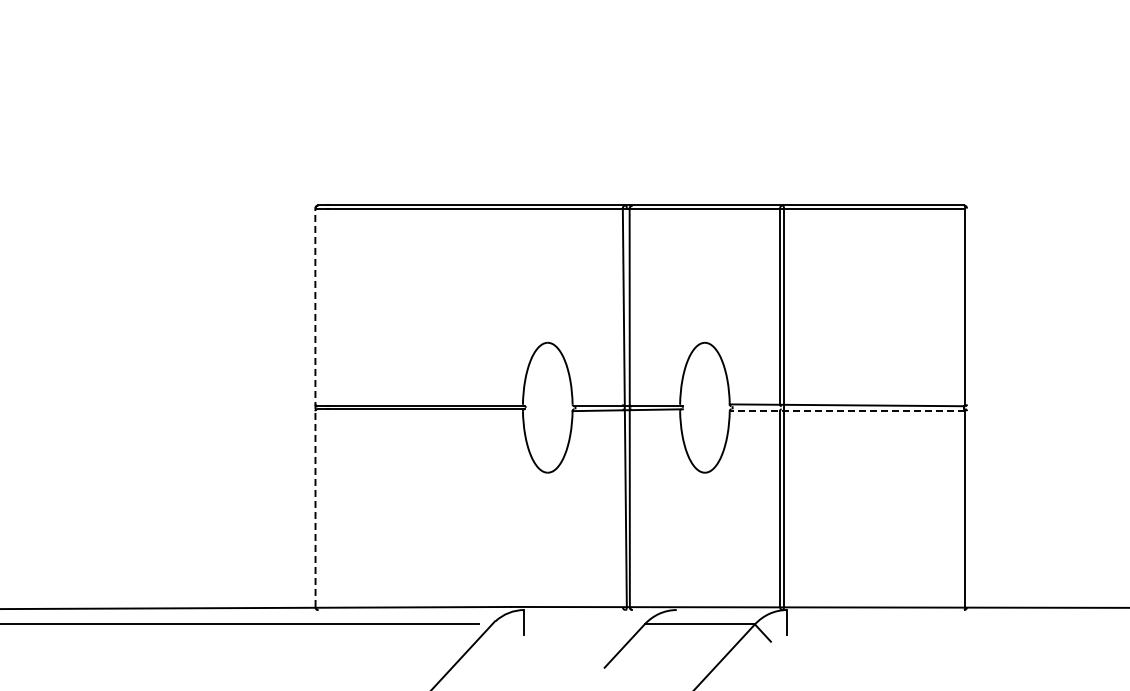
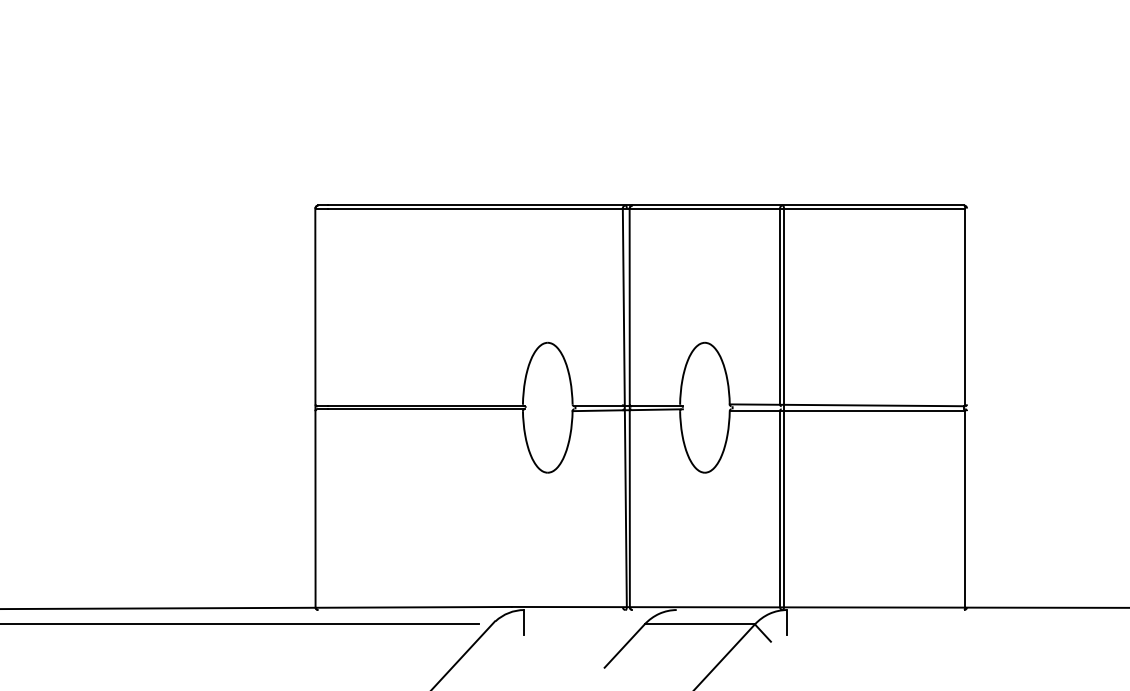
line: dashed -> solid (315, 407)
line: dashed -> solid (847, 411)
